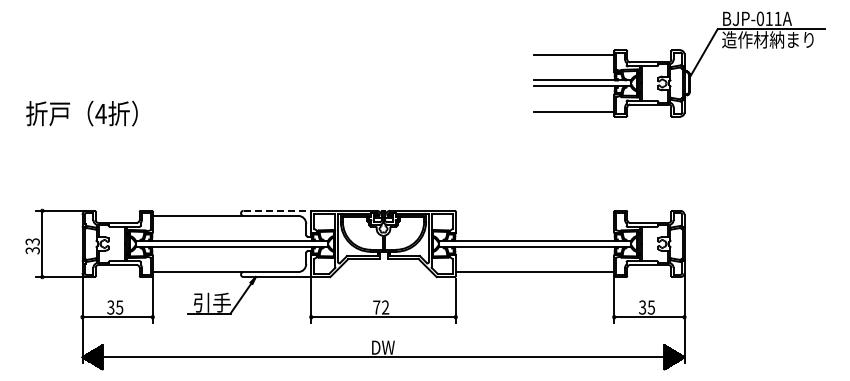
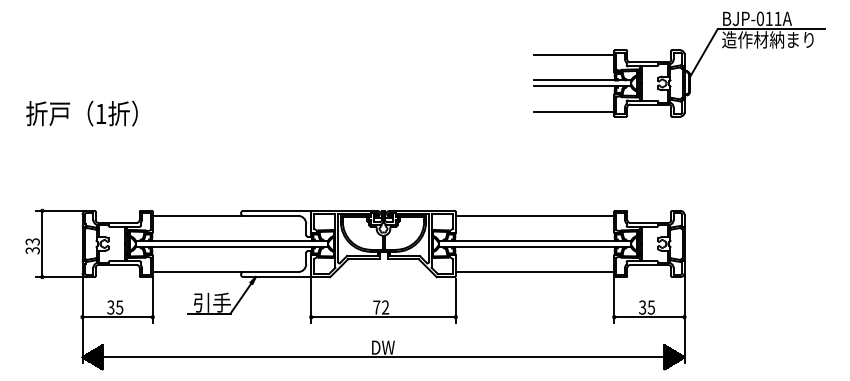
text: 4 -> 1 (100, 113)
line: dashed -> solid (277, 210)
line: none -> present (534, 215)
